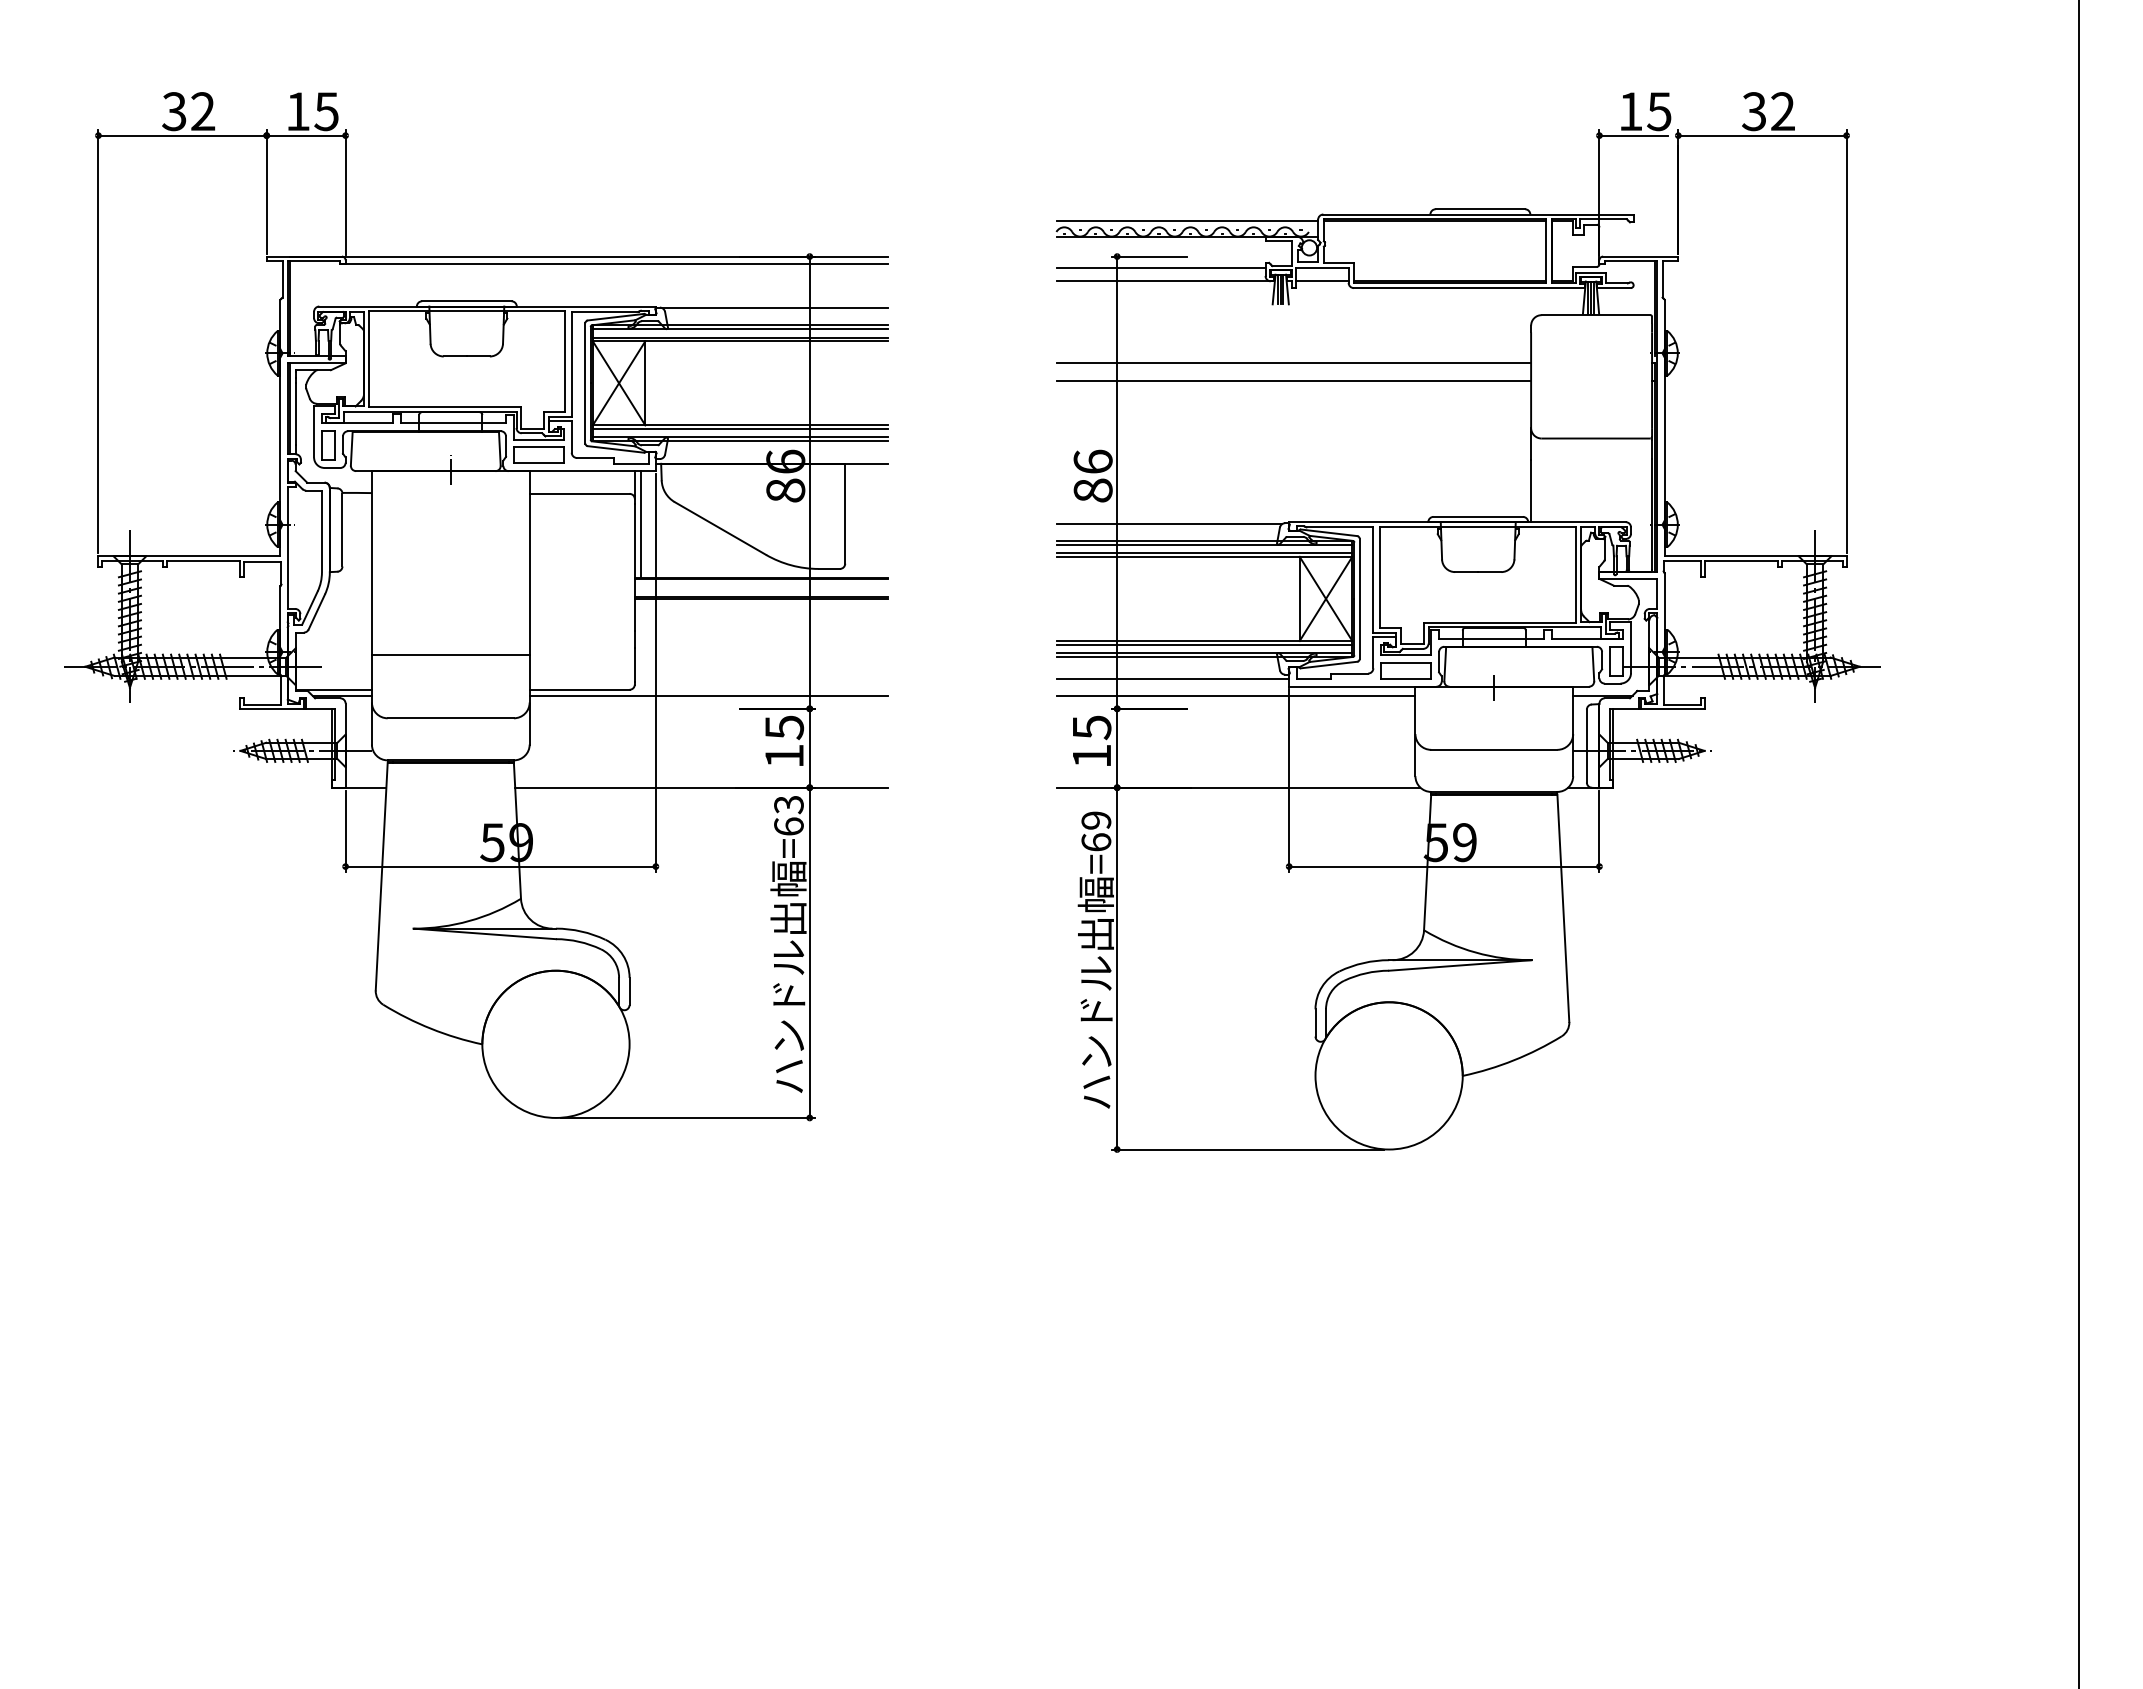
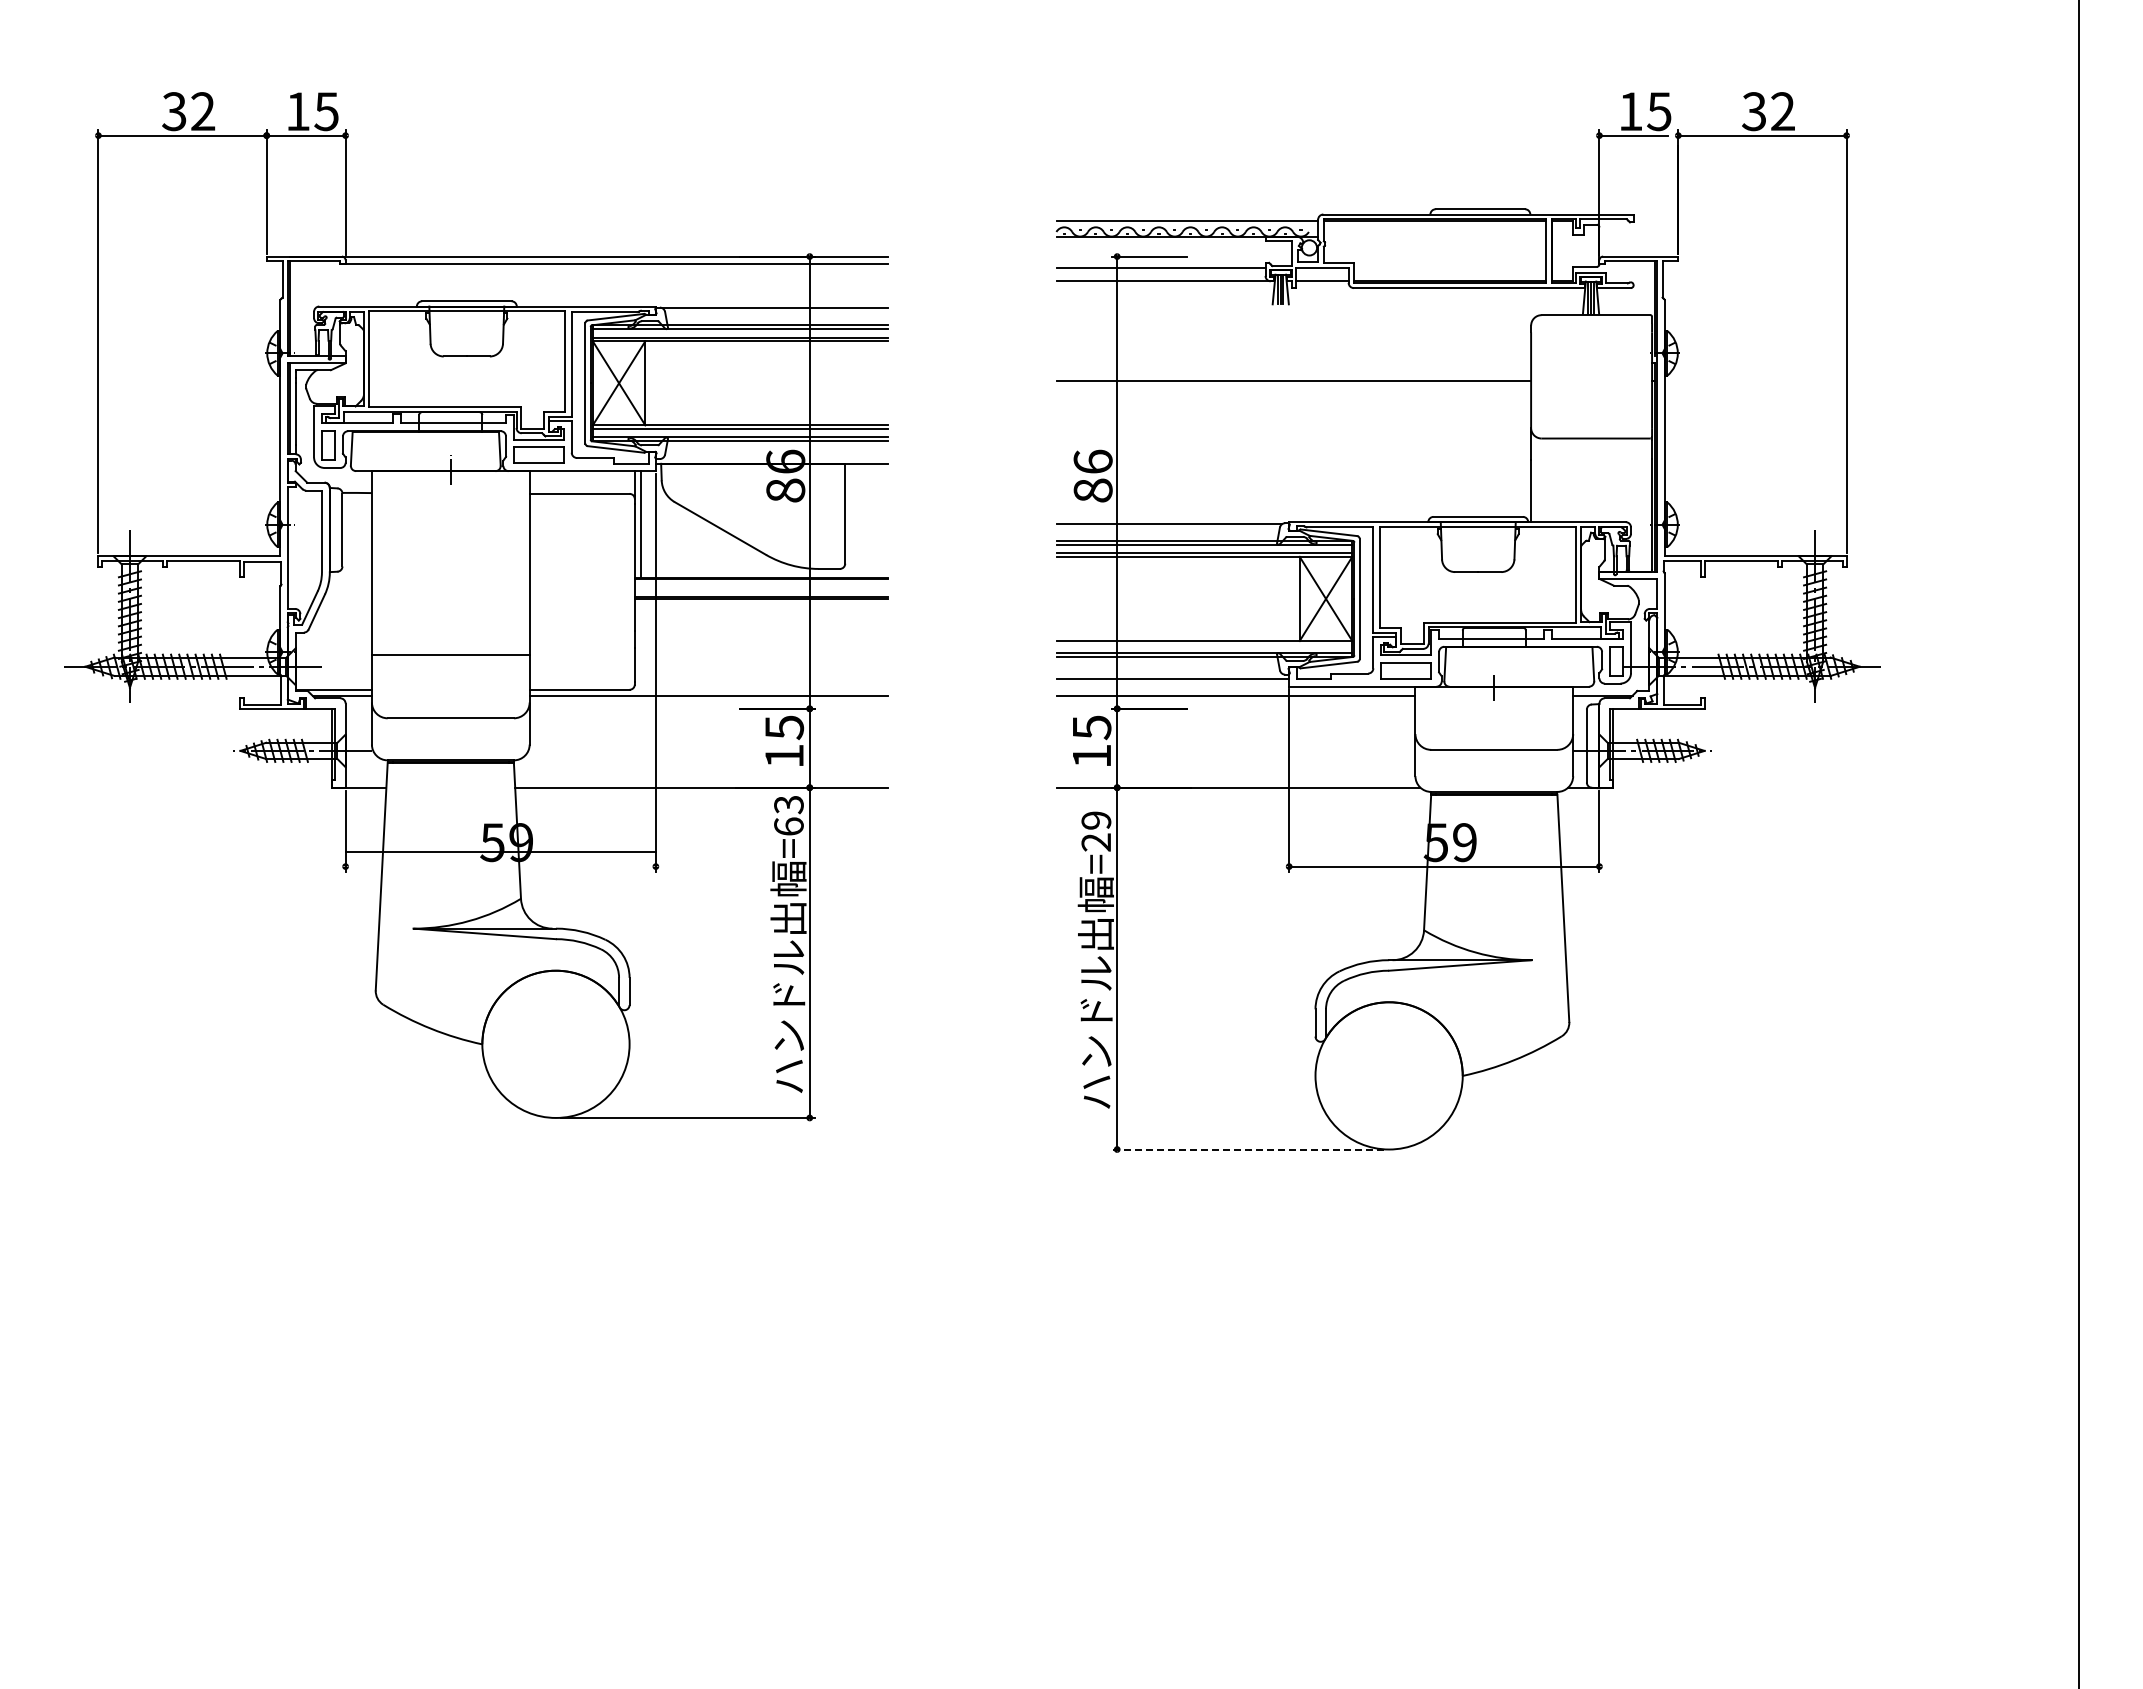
line: present -> none (1293, 363)
line: present -> none (1204, 644)
text: =69 -> =29 (1096, 842)
line position: (500, 866) -> (500, 851) (500, 851)
line: solid -> dashed (1247, 1149)
